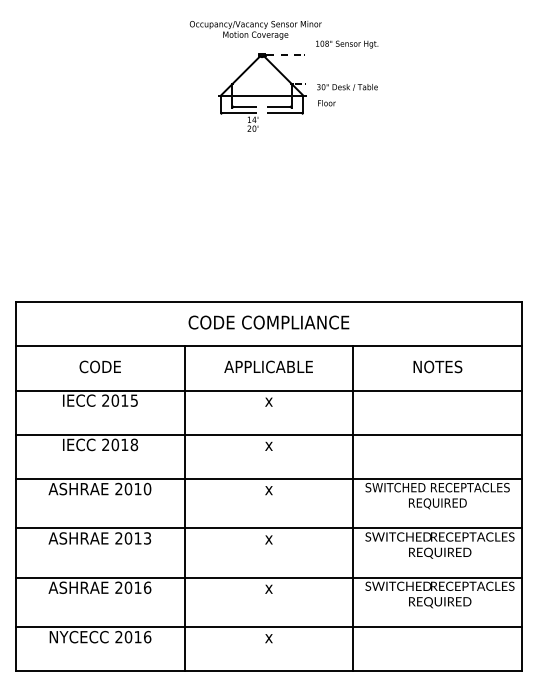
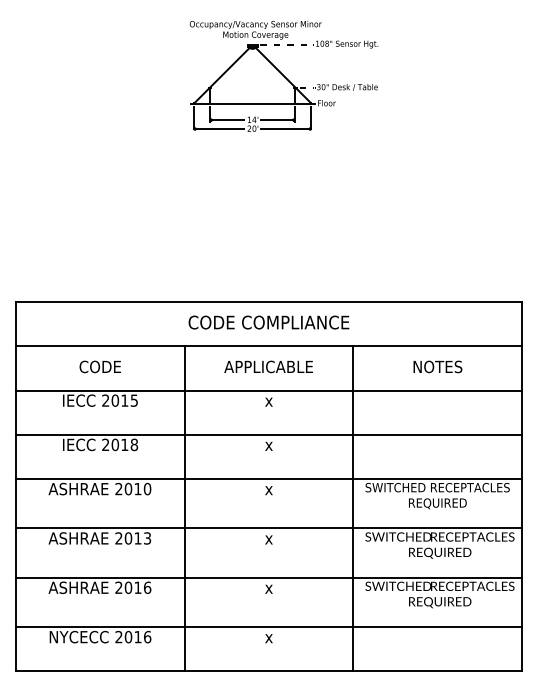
part size: 136x85 px -> 190x111 px (283, 76)
